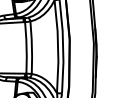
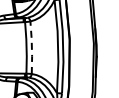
line: solid -> dashed (31, 47)
